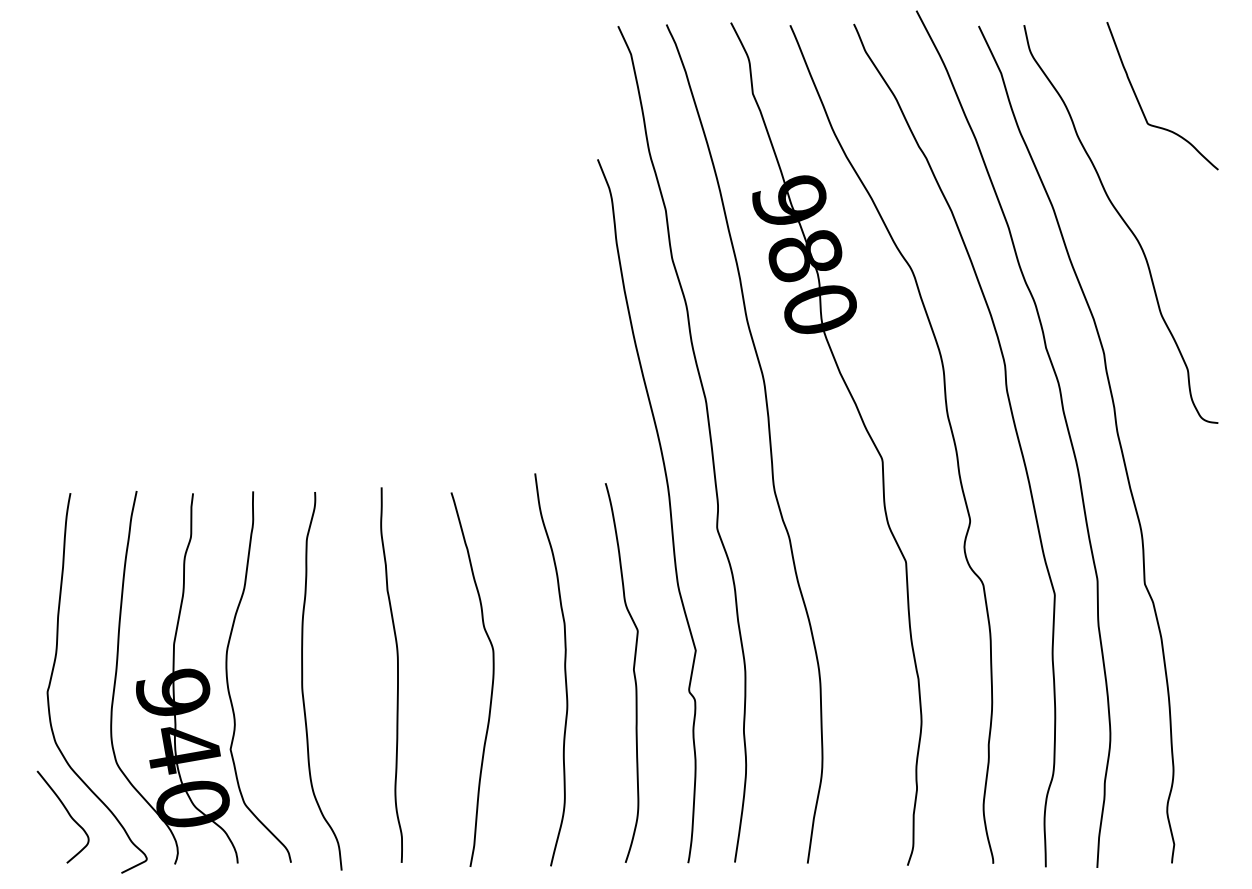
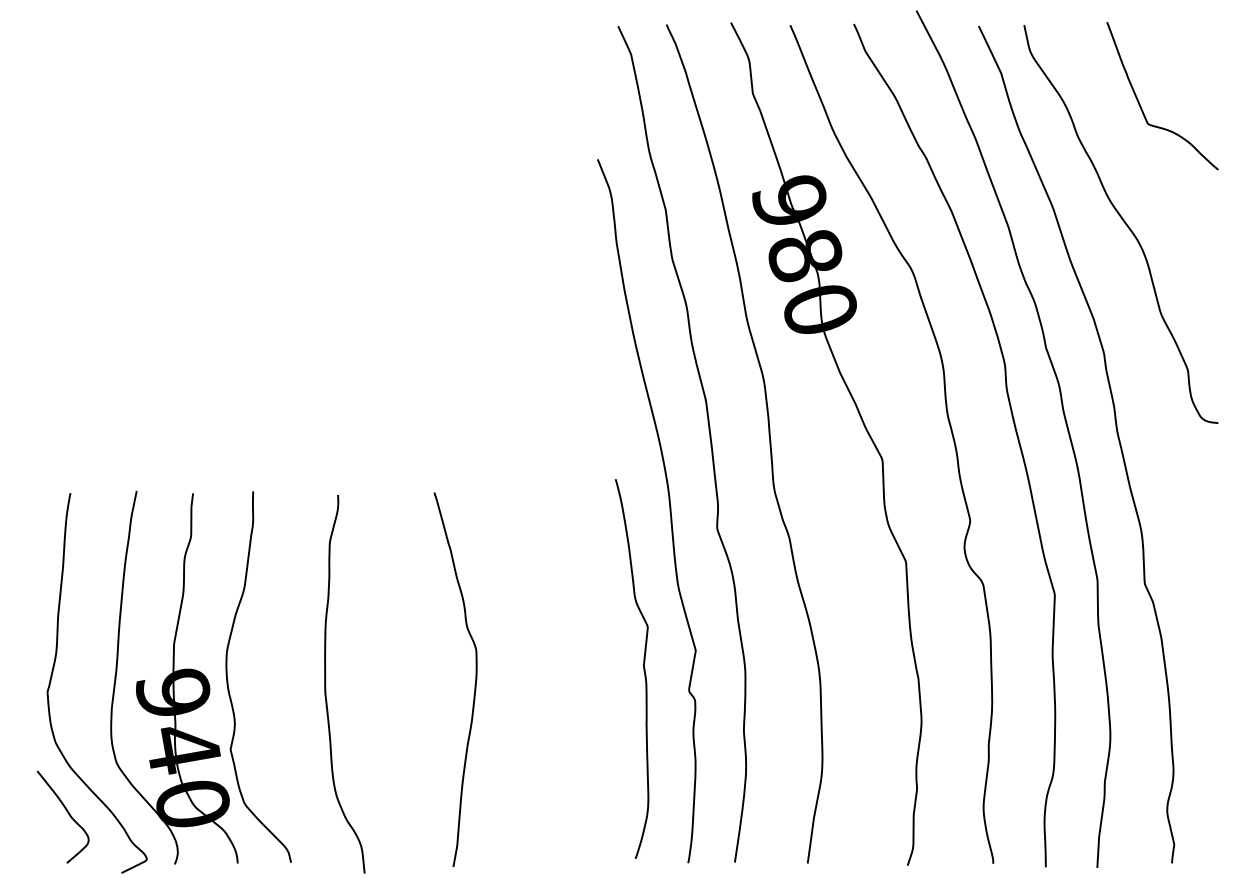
curve: present -> none (564, 669)
curve position: (633, 672) -> (643, 668) (643, 668)
curve: present -> none (397, 674)
curve position: (303, 681) -> (326, 684) (326, 684)
curve position: (491, 684) -> (474, 684) (474, 684)
